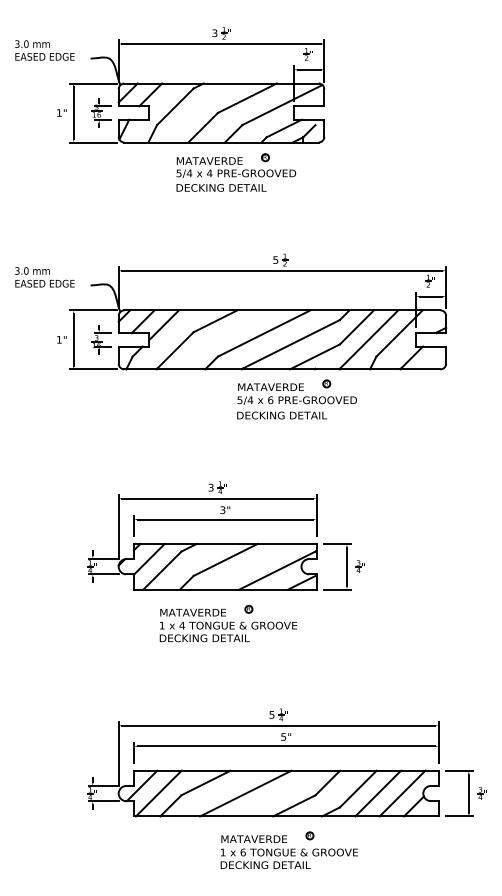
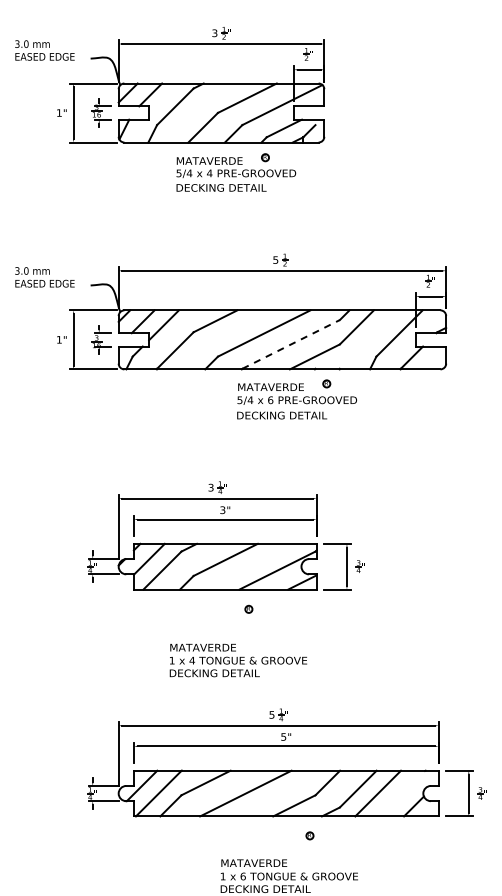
line: present -> none (368, 339)
line: solid -> dashed (291, 344)
text position: (227, 625) -> (237, 660) (237, 660)
line: present -> none (402, 793)
text position: (288, 851) -> (288, 875) (288, 875)
